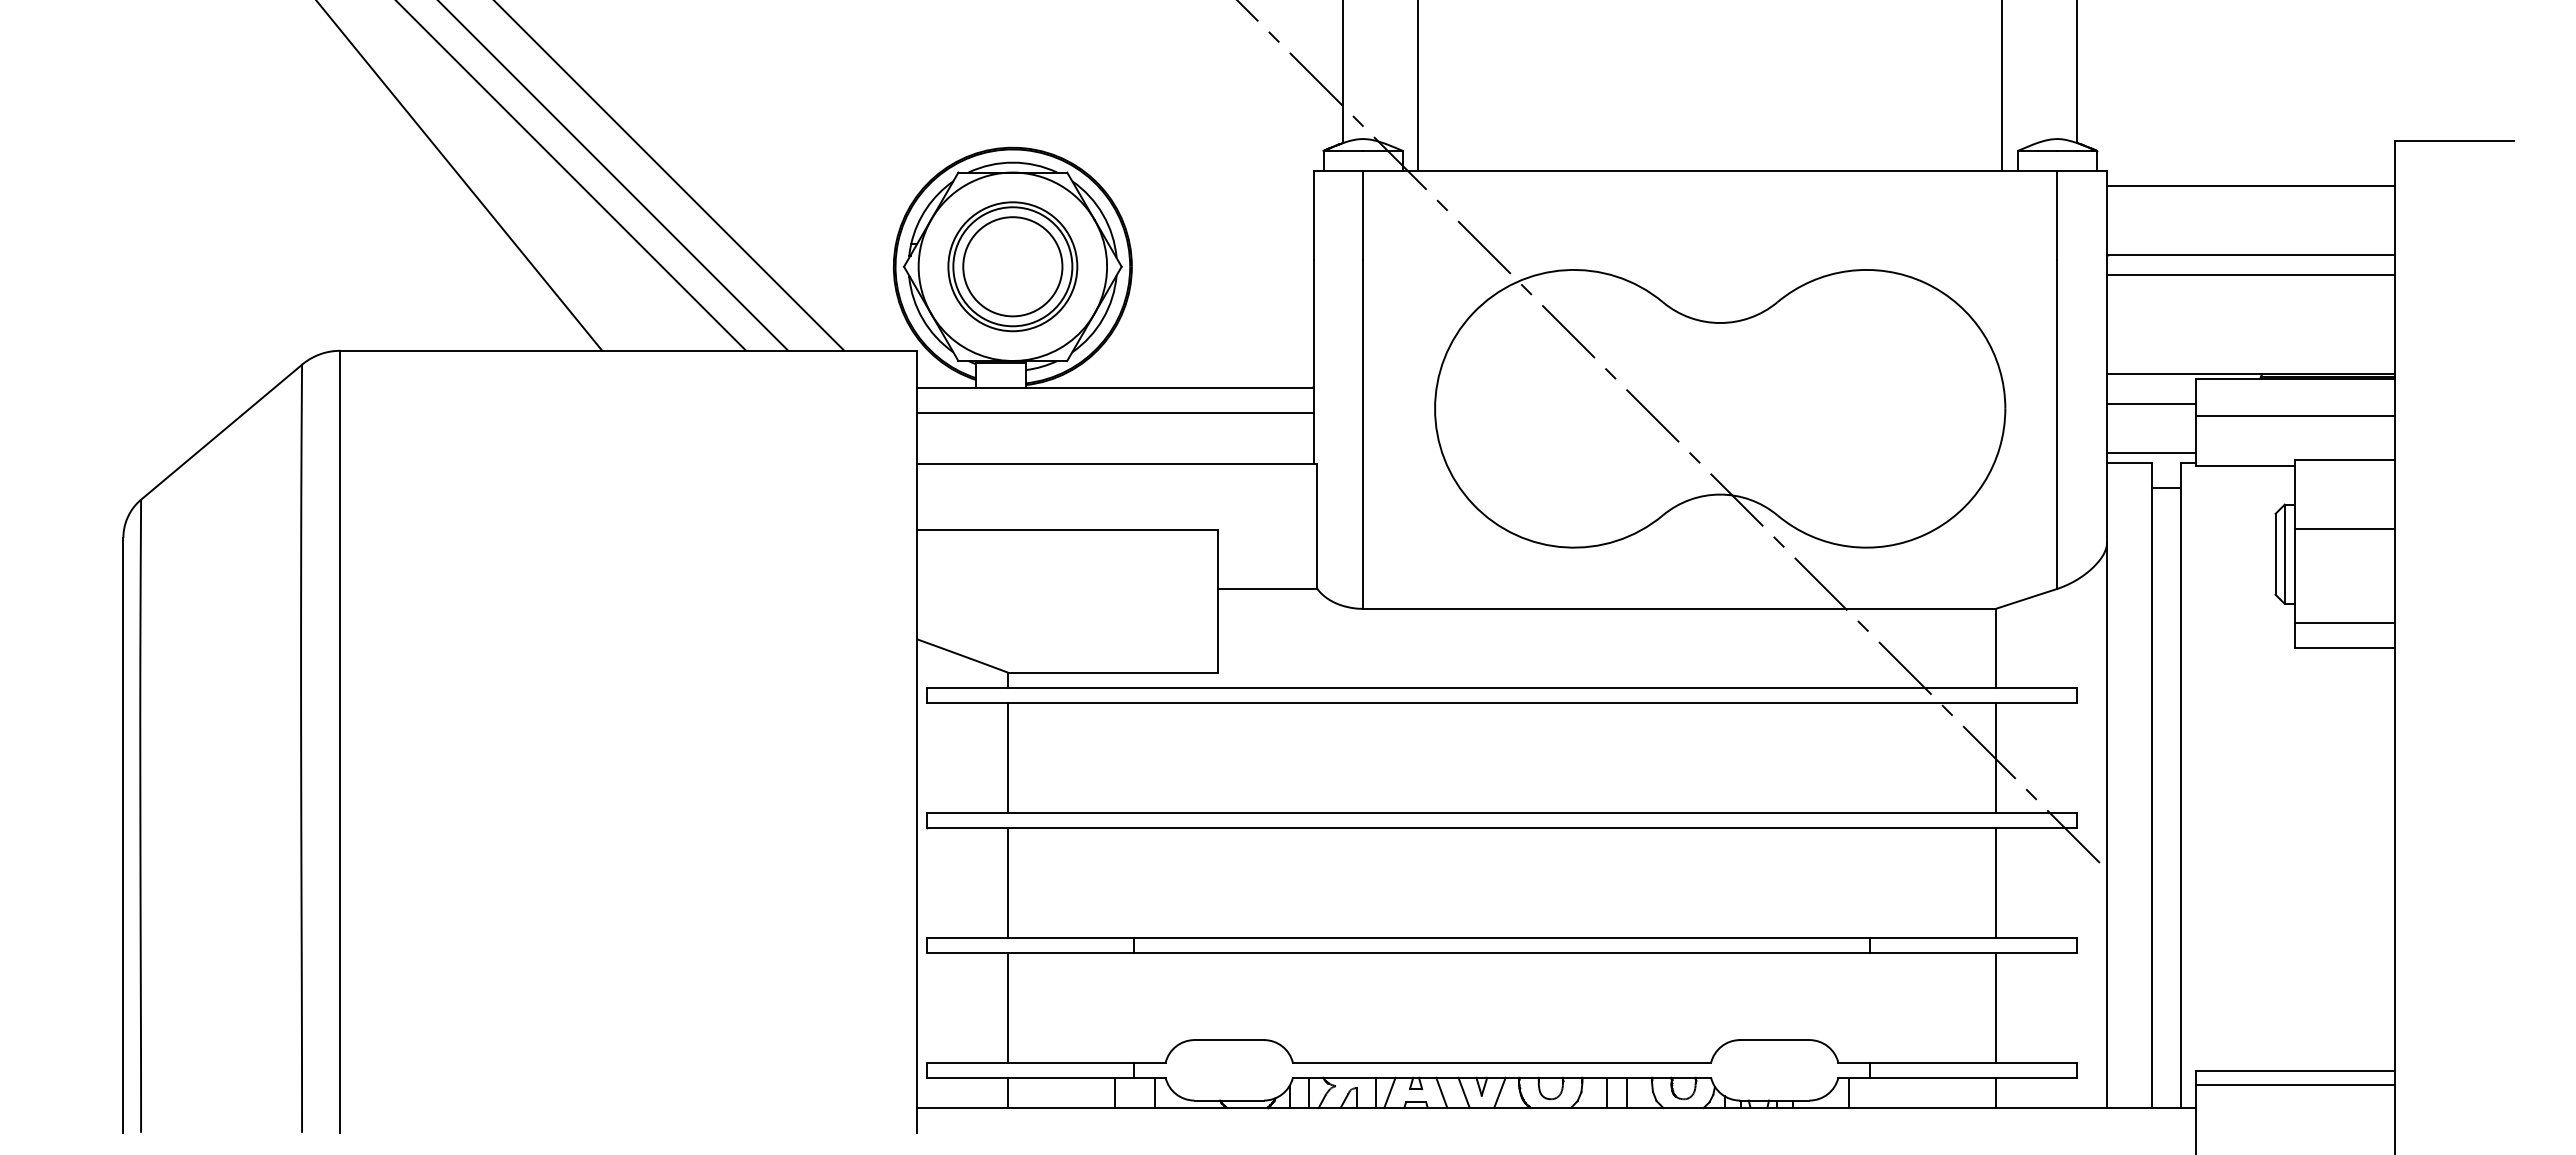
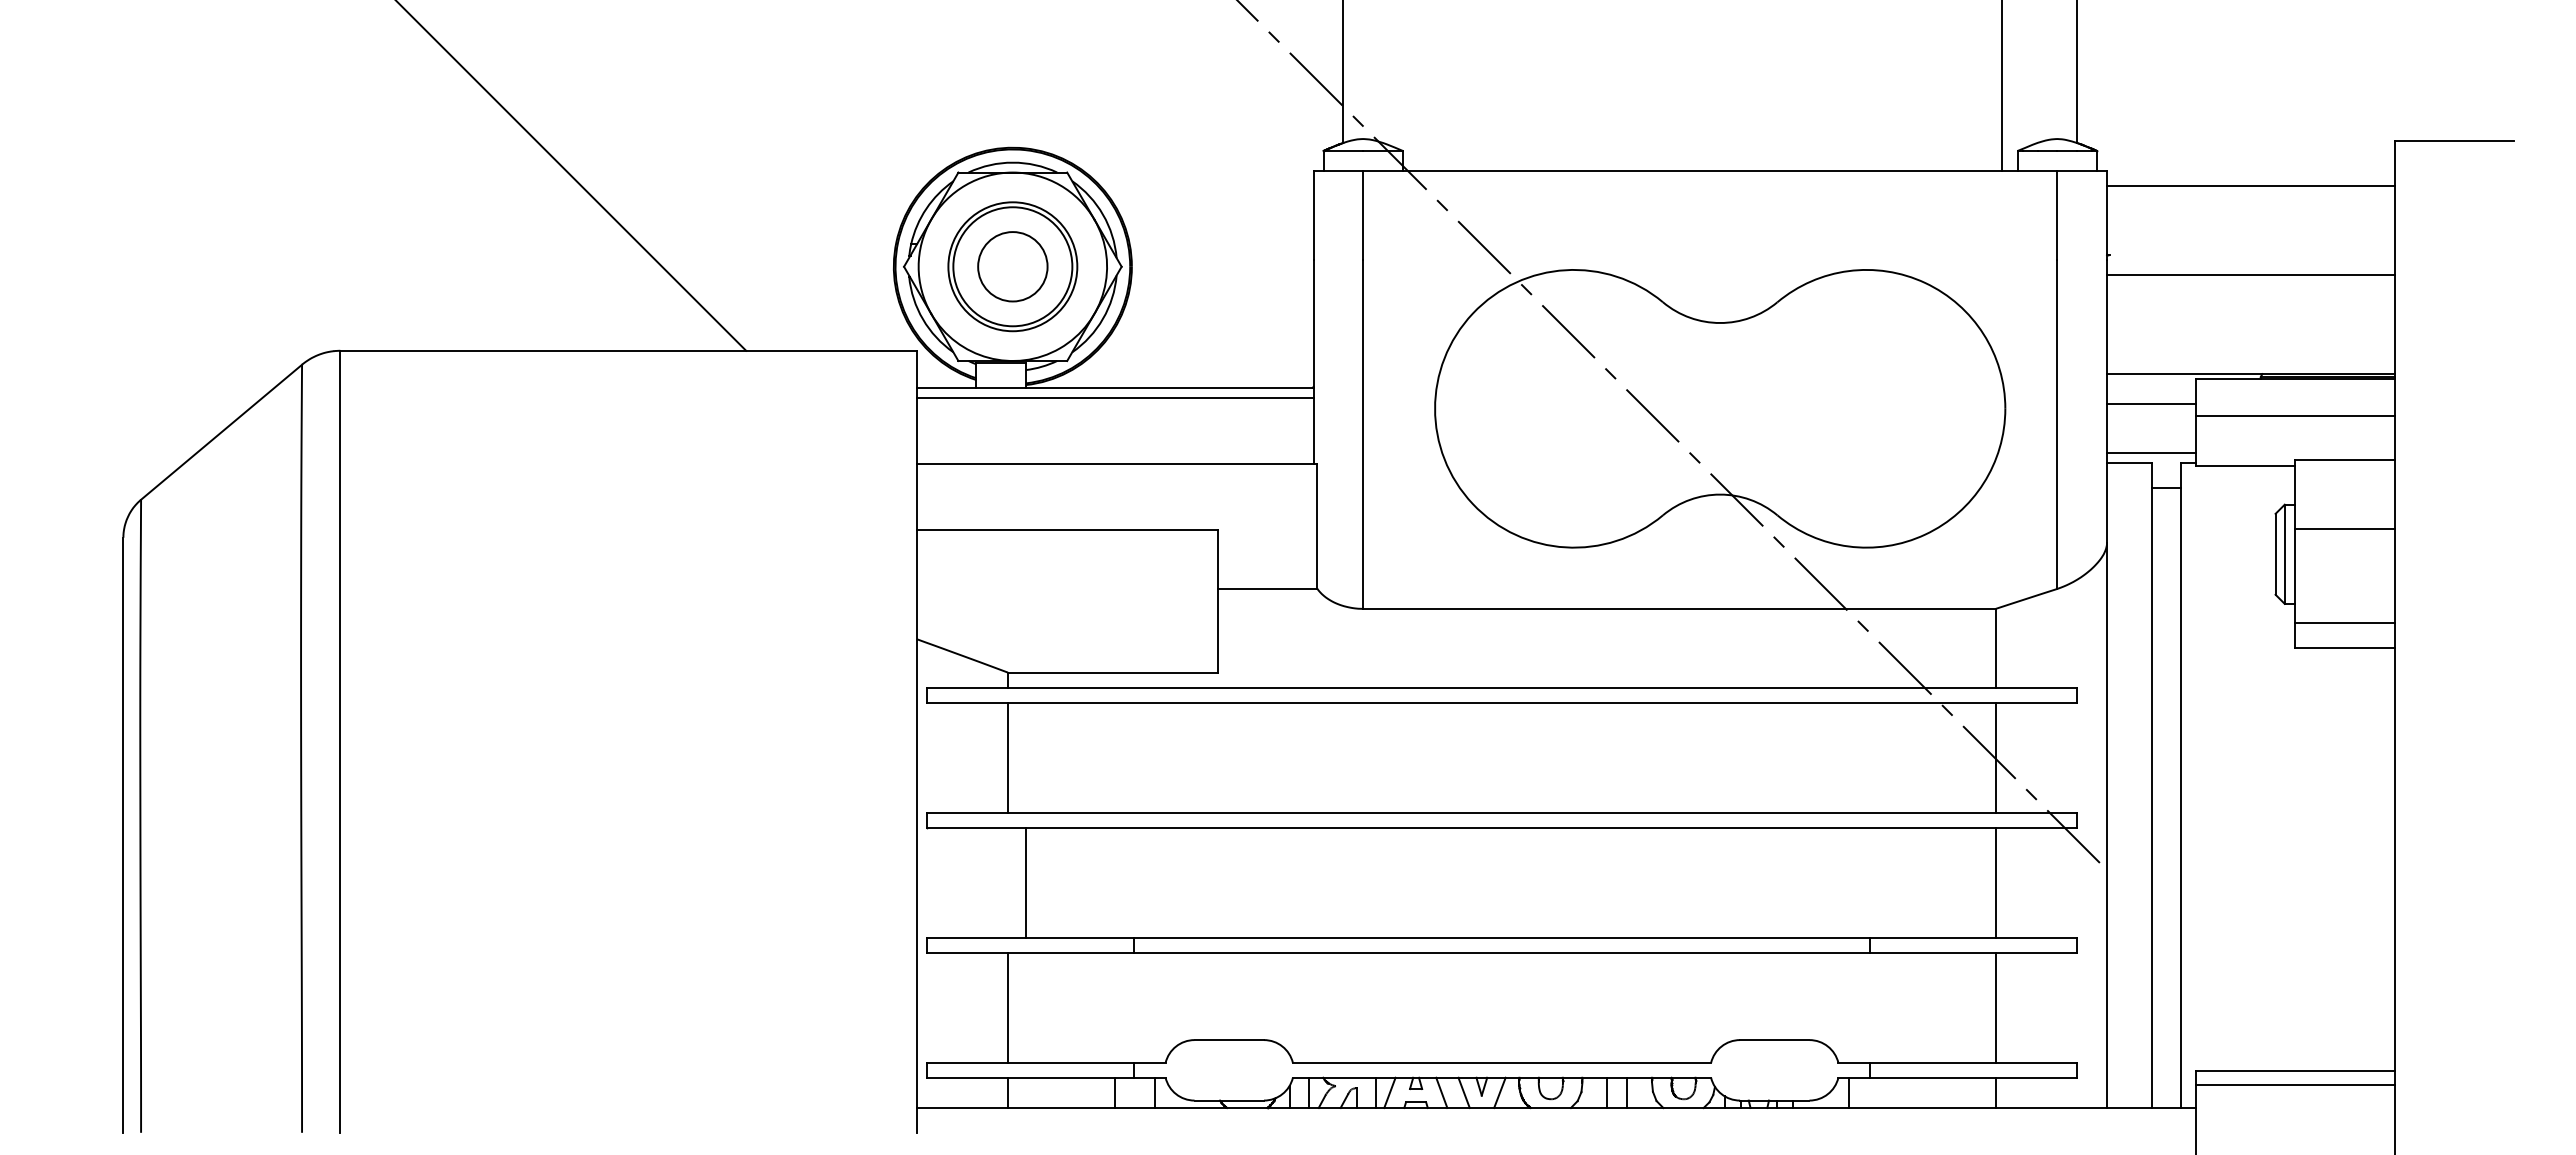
line: present -> none (1418, 86)
line: present -> none (460, 176)
line: present -> none (613, 176)
line: present -> none (669, 176)
line: present -> none (2250, 255)
circle diameter: 99 px -> 69 px (1012, 266)
line position: (1114, 412) -> (1114, 397) (1114, 397)
line position: (1008, 882) -> (1026, 882) (1026, 882)
